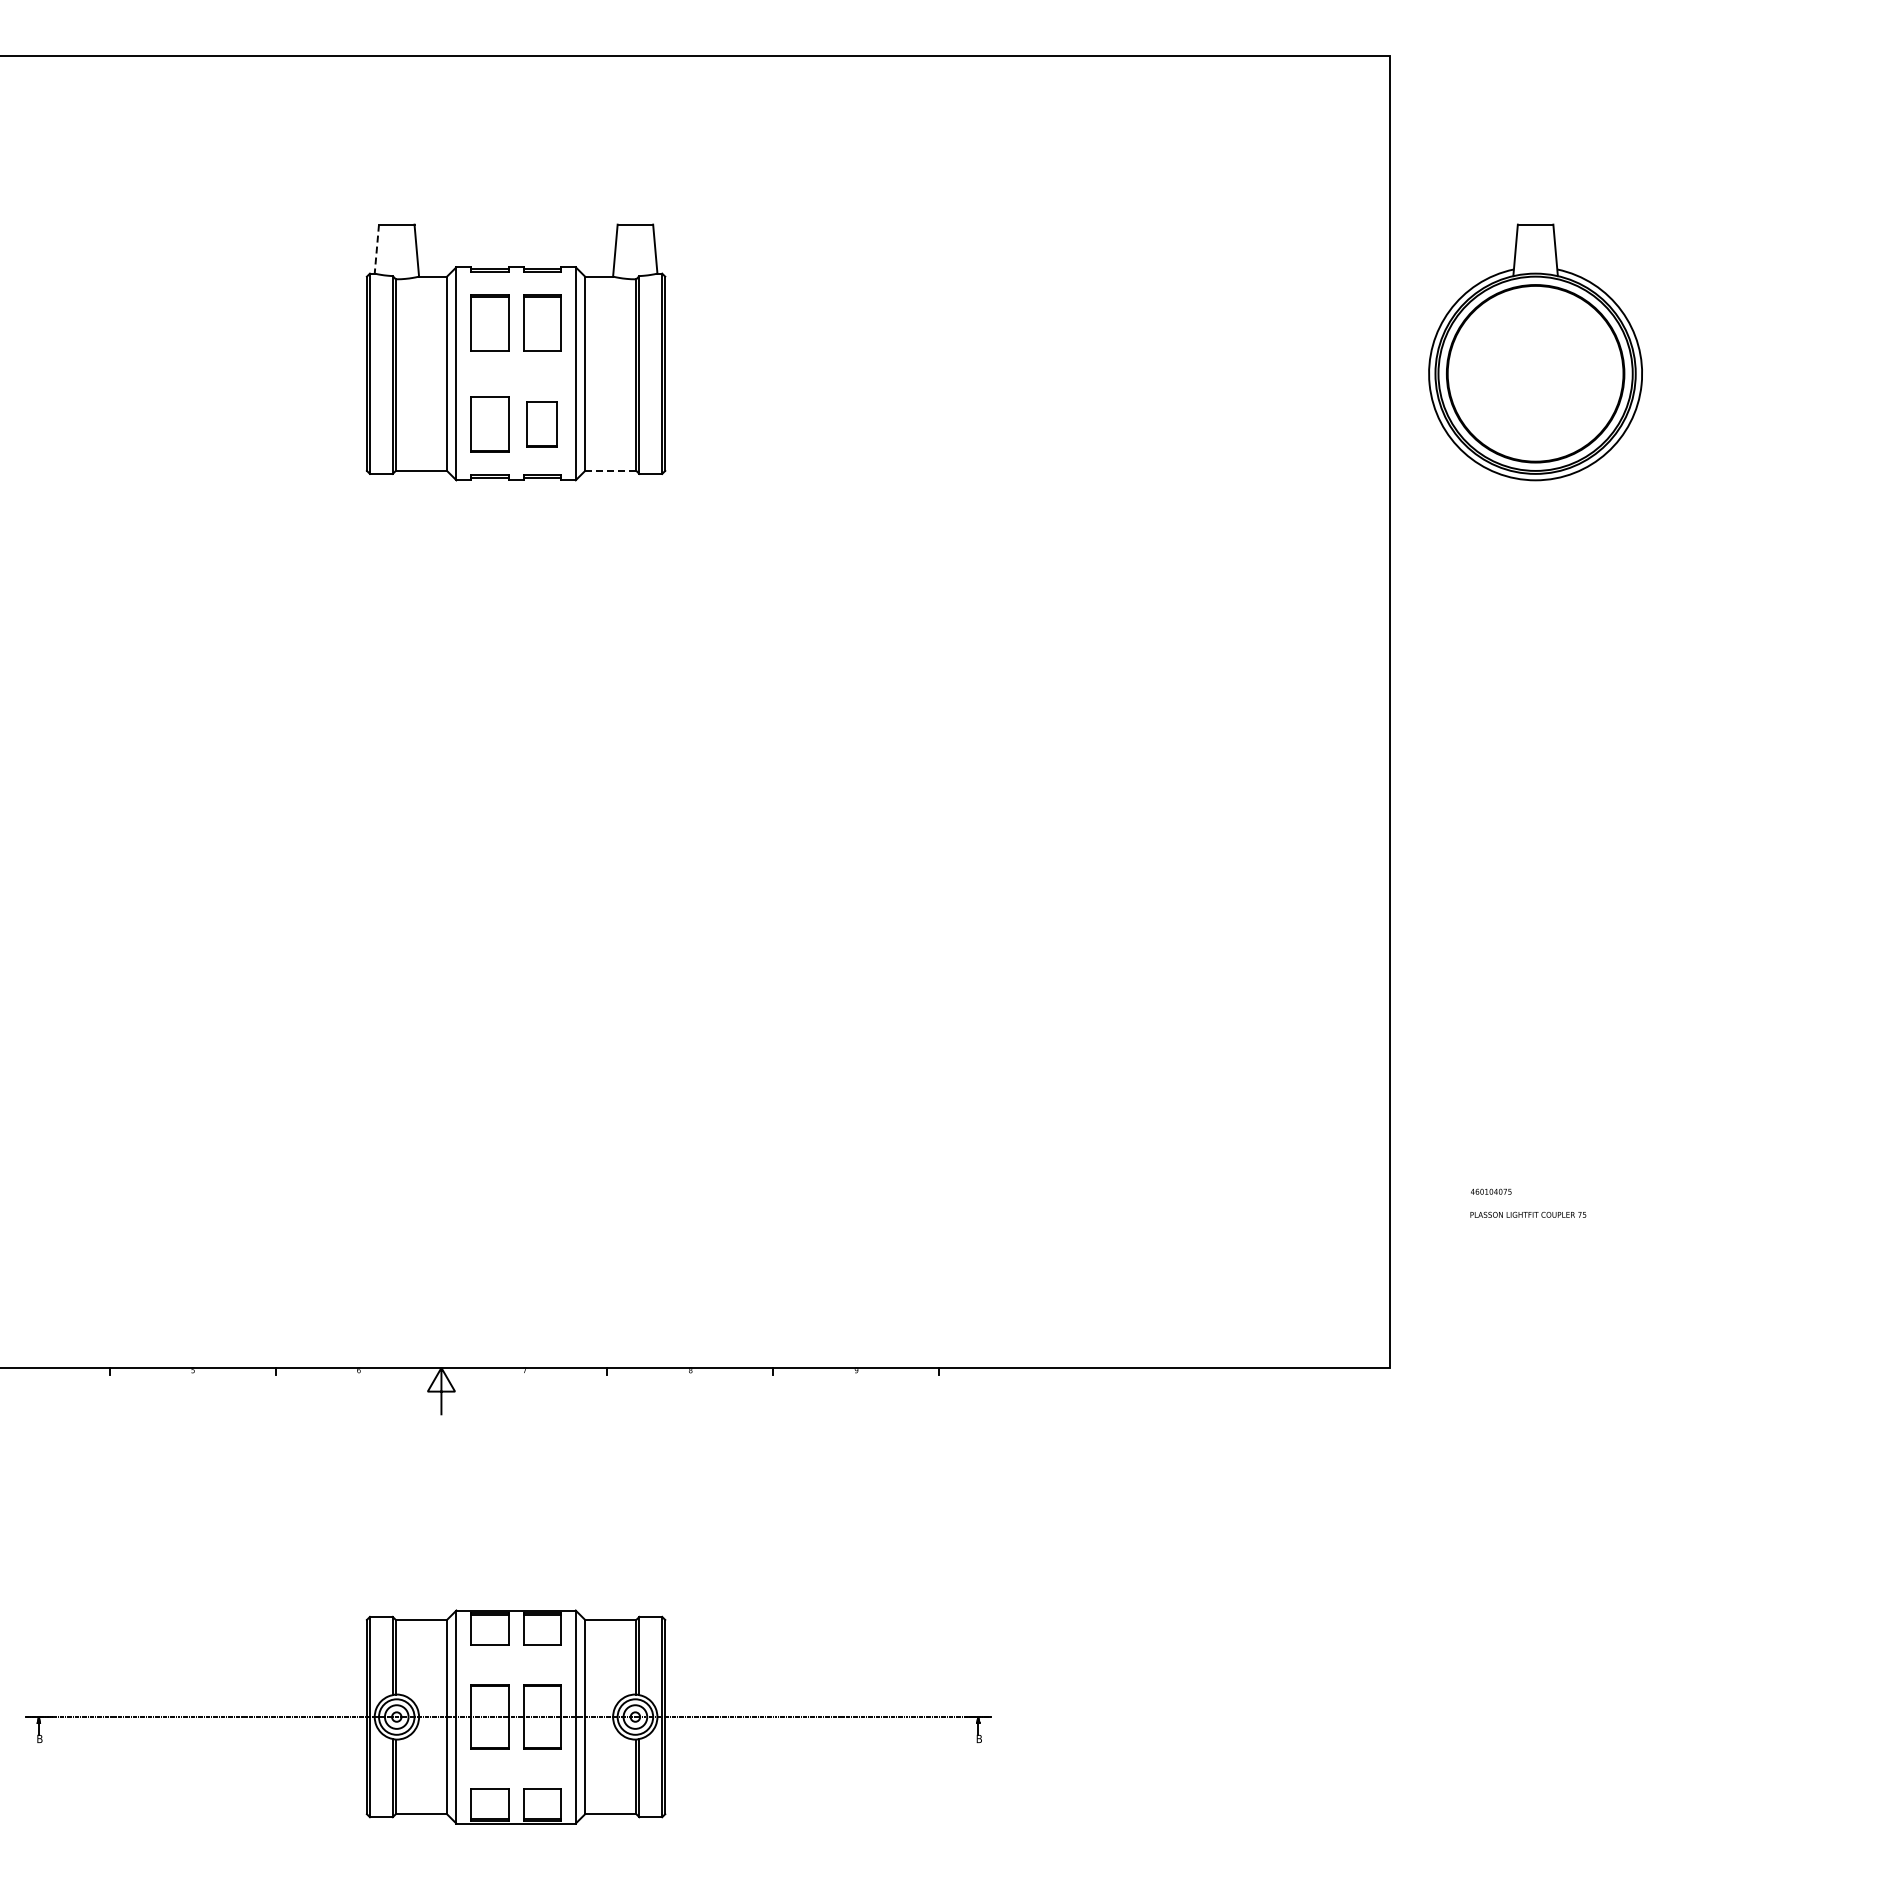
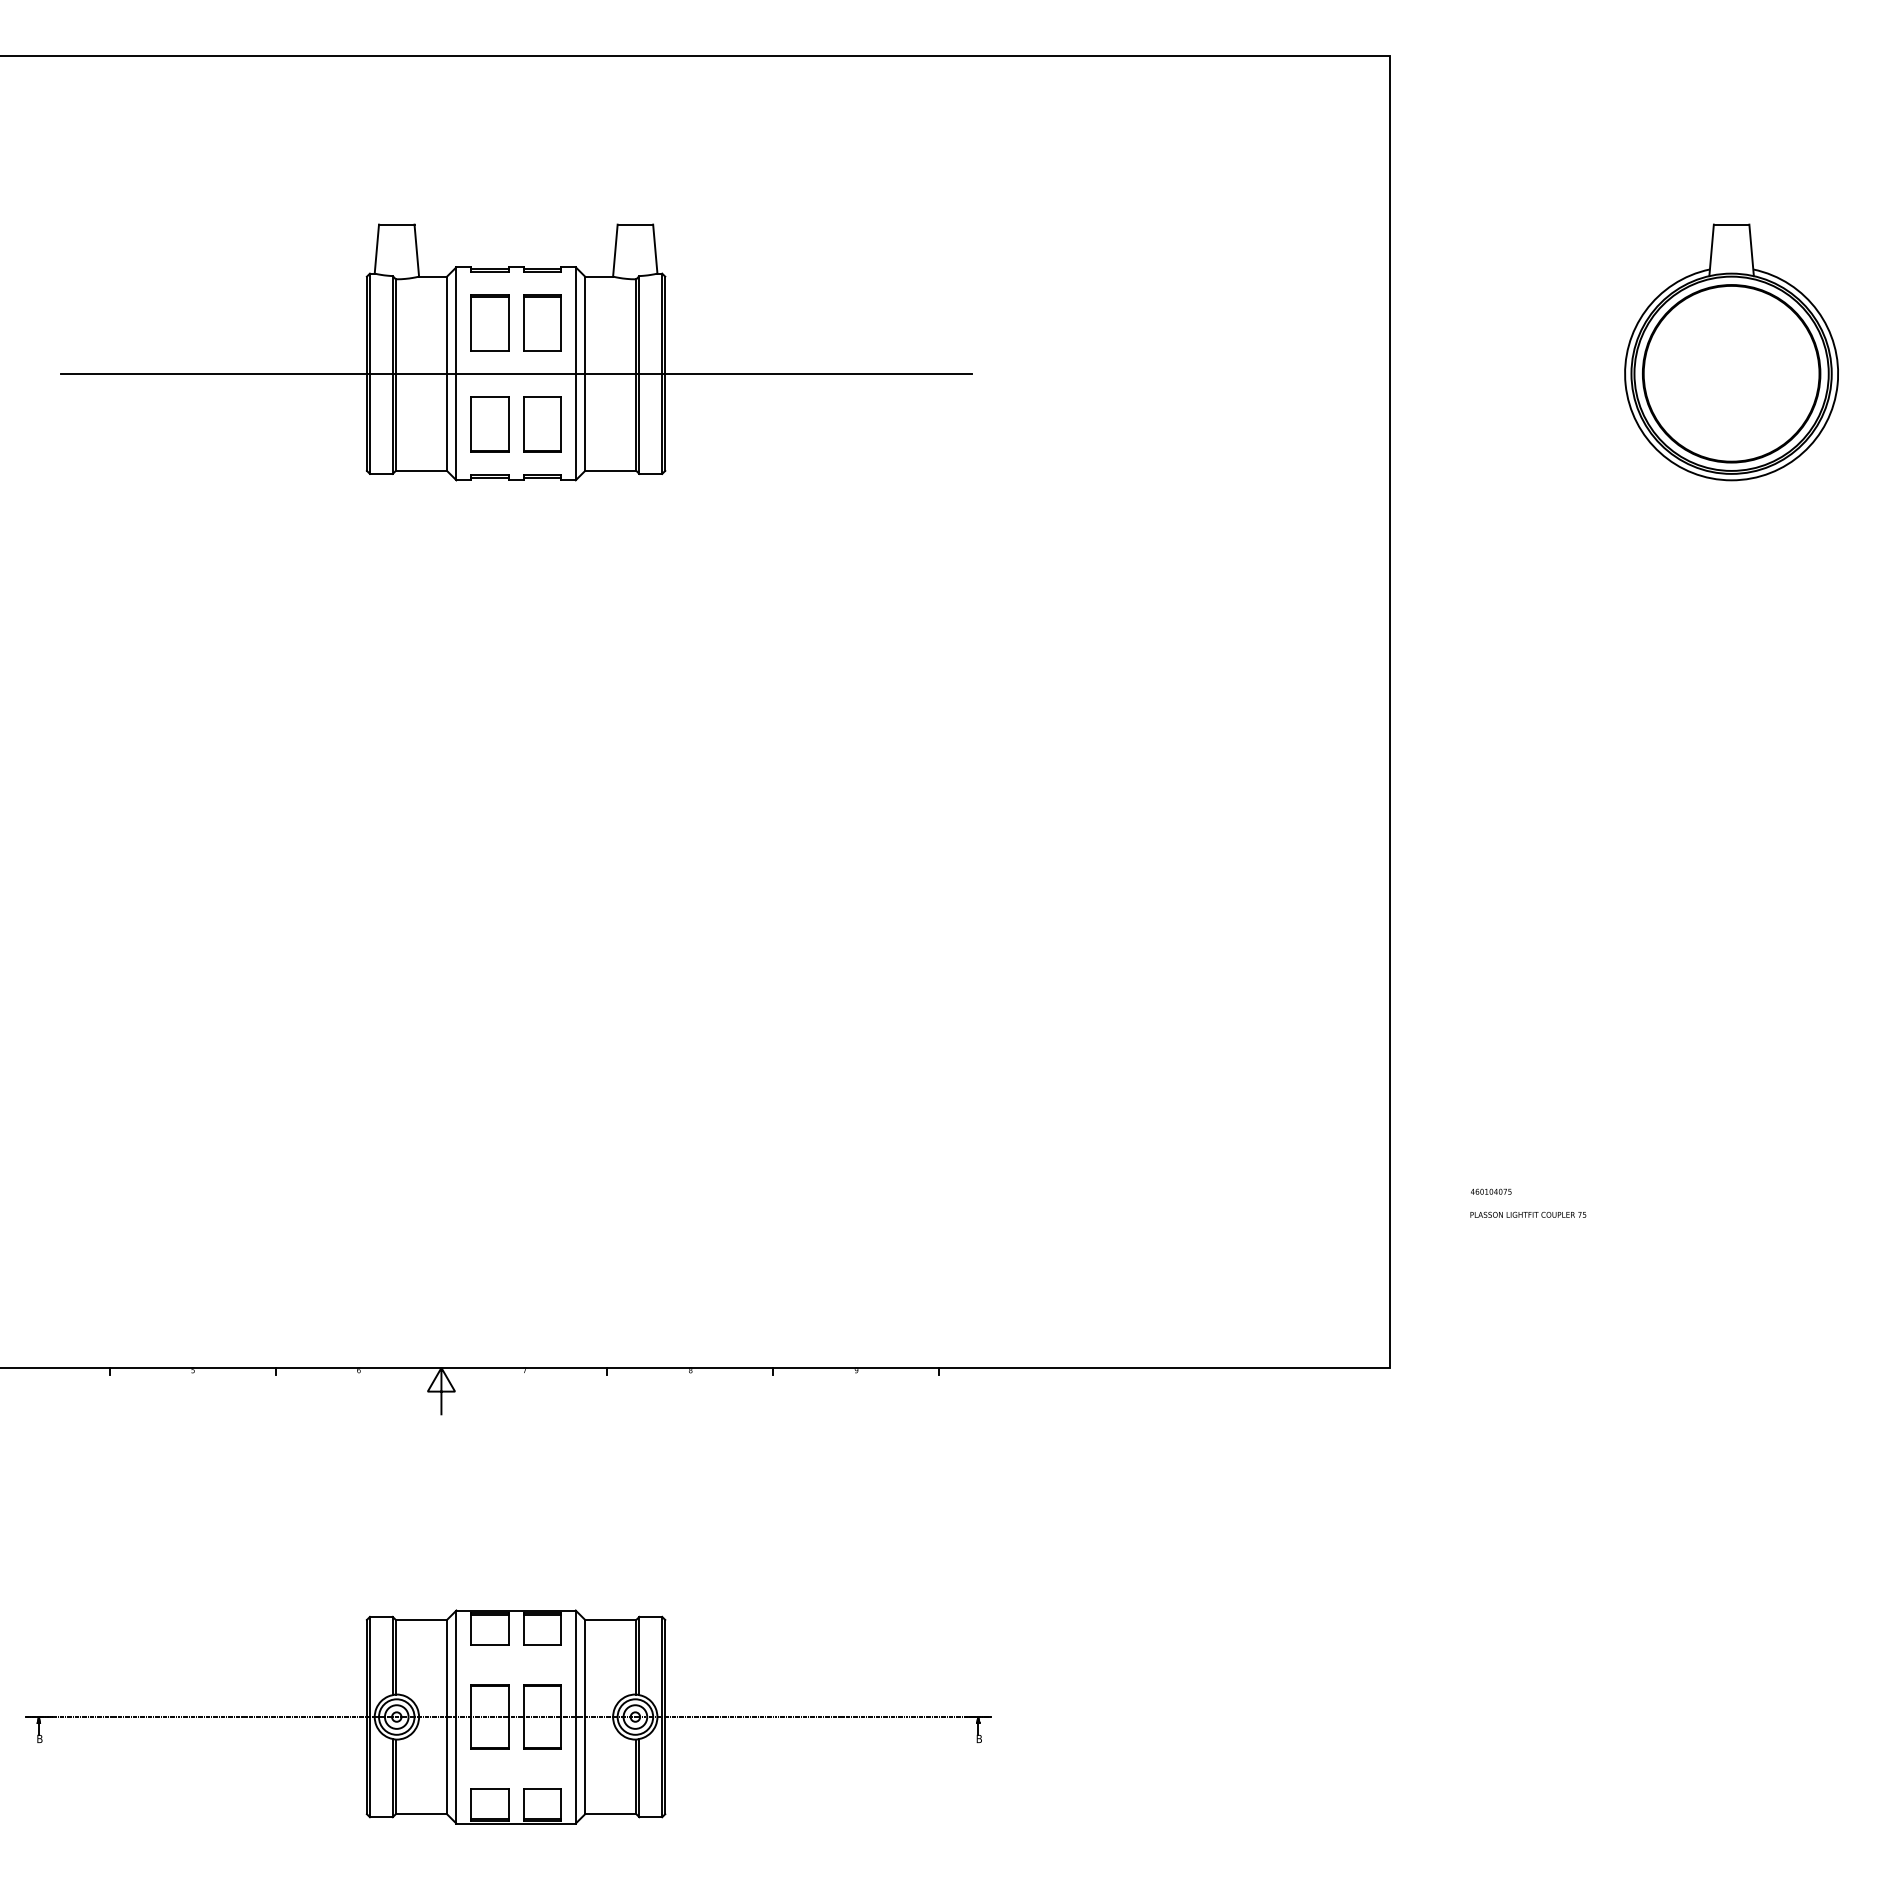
line: dashed -> solid (376, 249)
part position: (1535, 352) -> (1731, 352) (1731, 352)
line: none -> present (515, 373)
part size: 32x47 px -> 39x57 px (542, 424)
line: dashed -> solid (610, 470)
